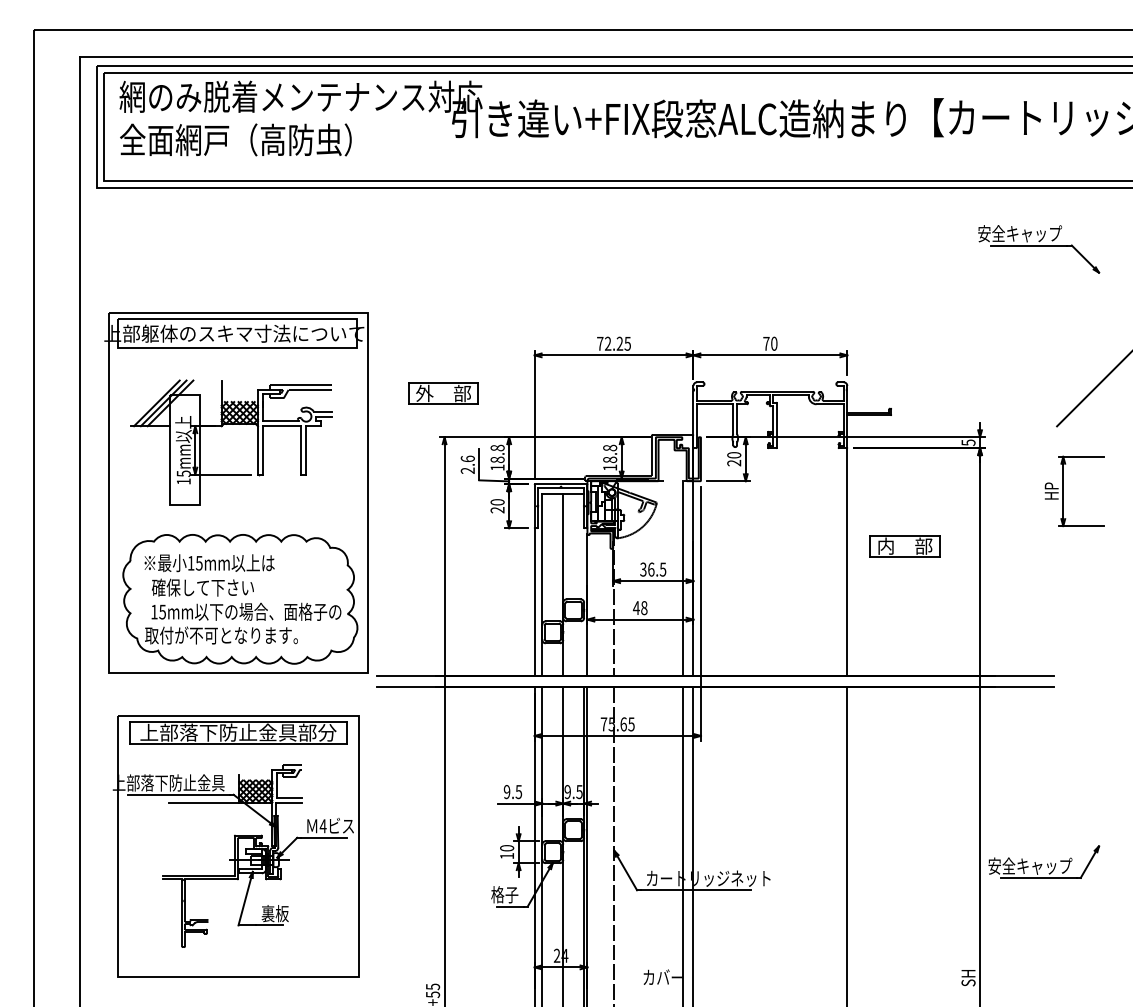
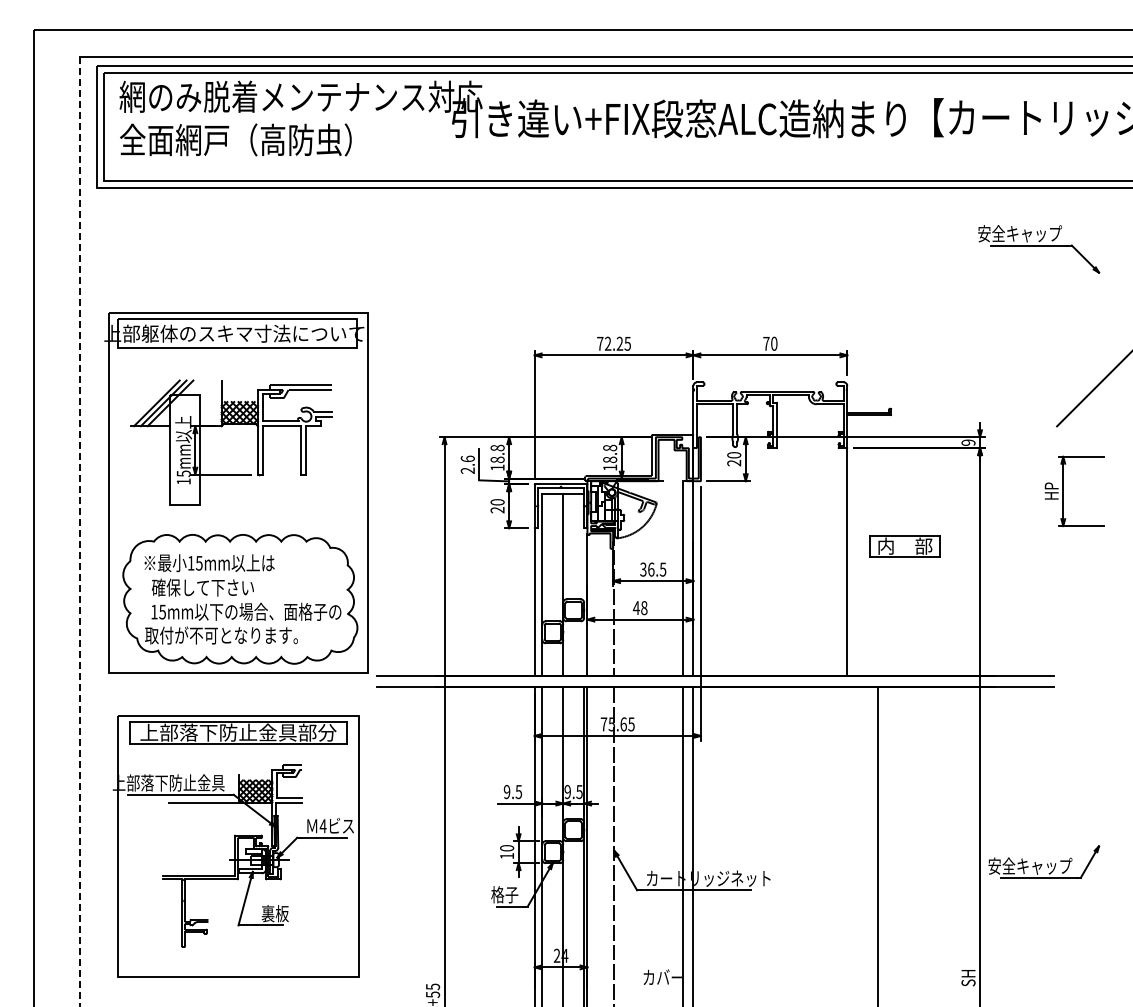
part: present -> none (443, 393)
text: 5 -> 9 (968, 442)
line: solid -> dashed (80, 531)
line position: (847, 845) -> (878, 845) (878, 845)
